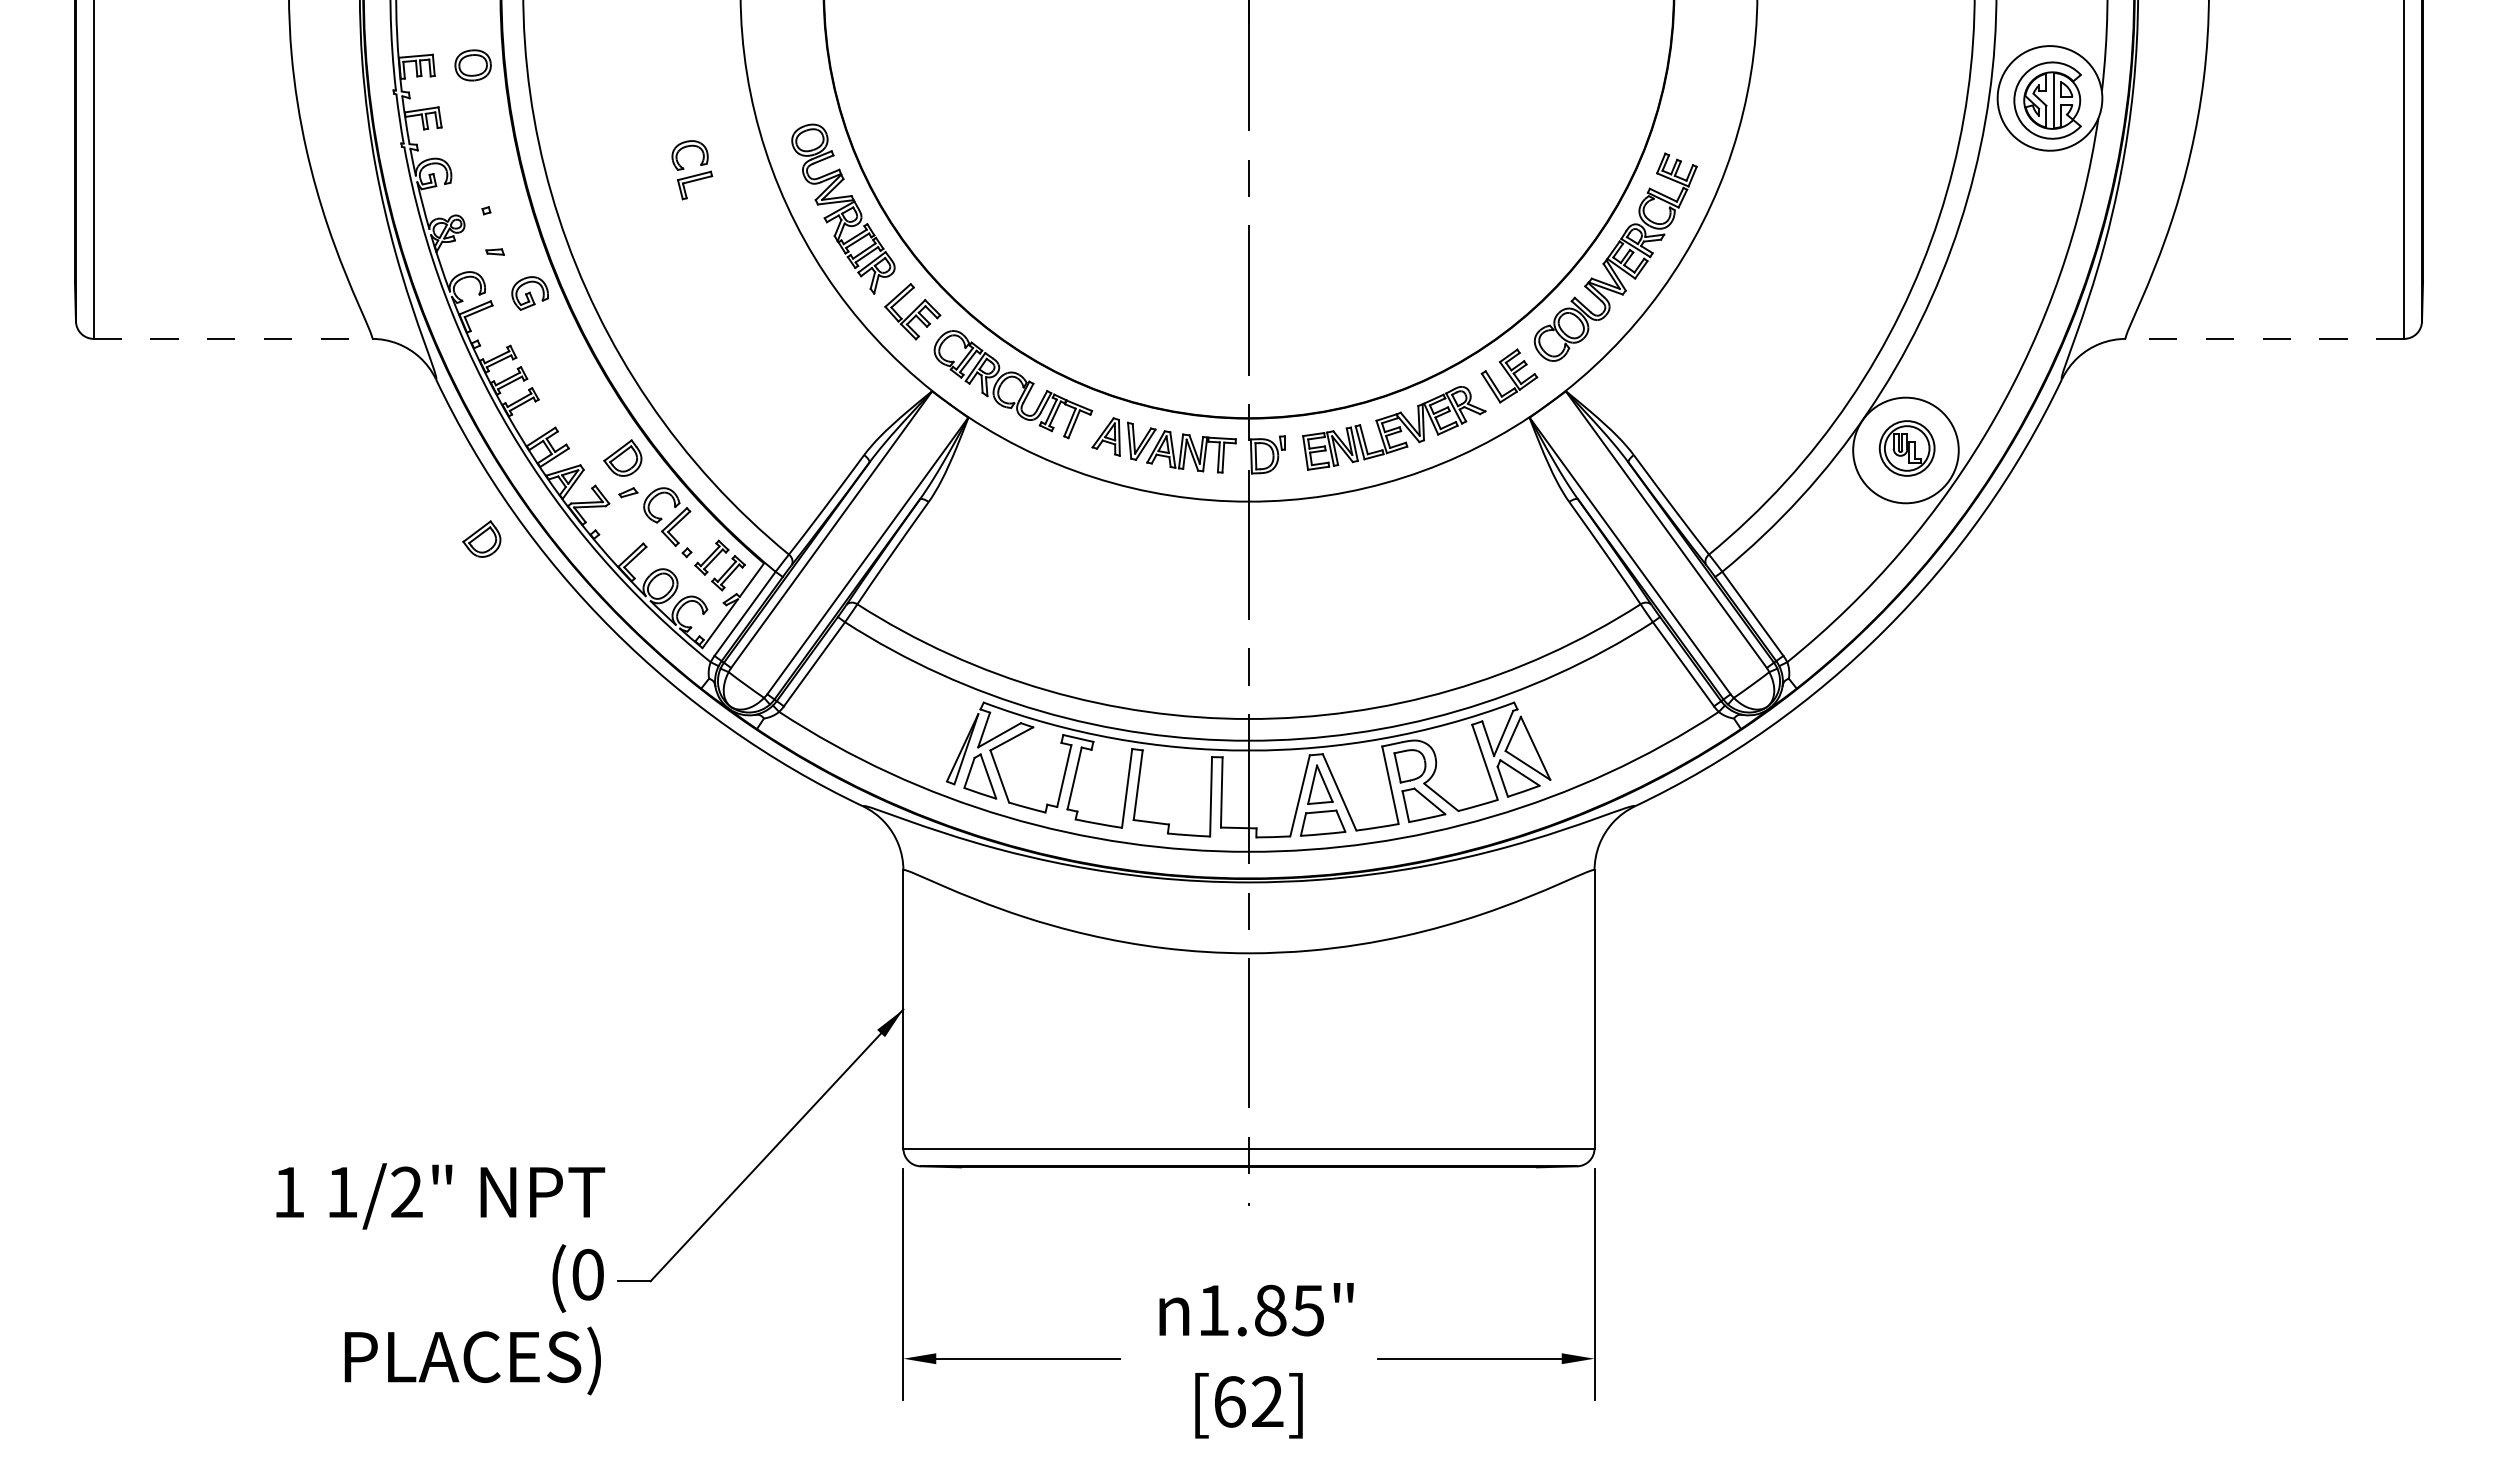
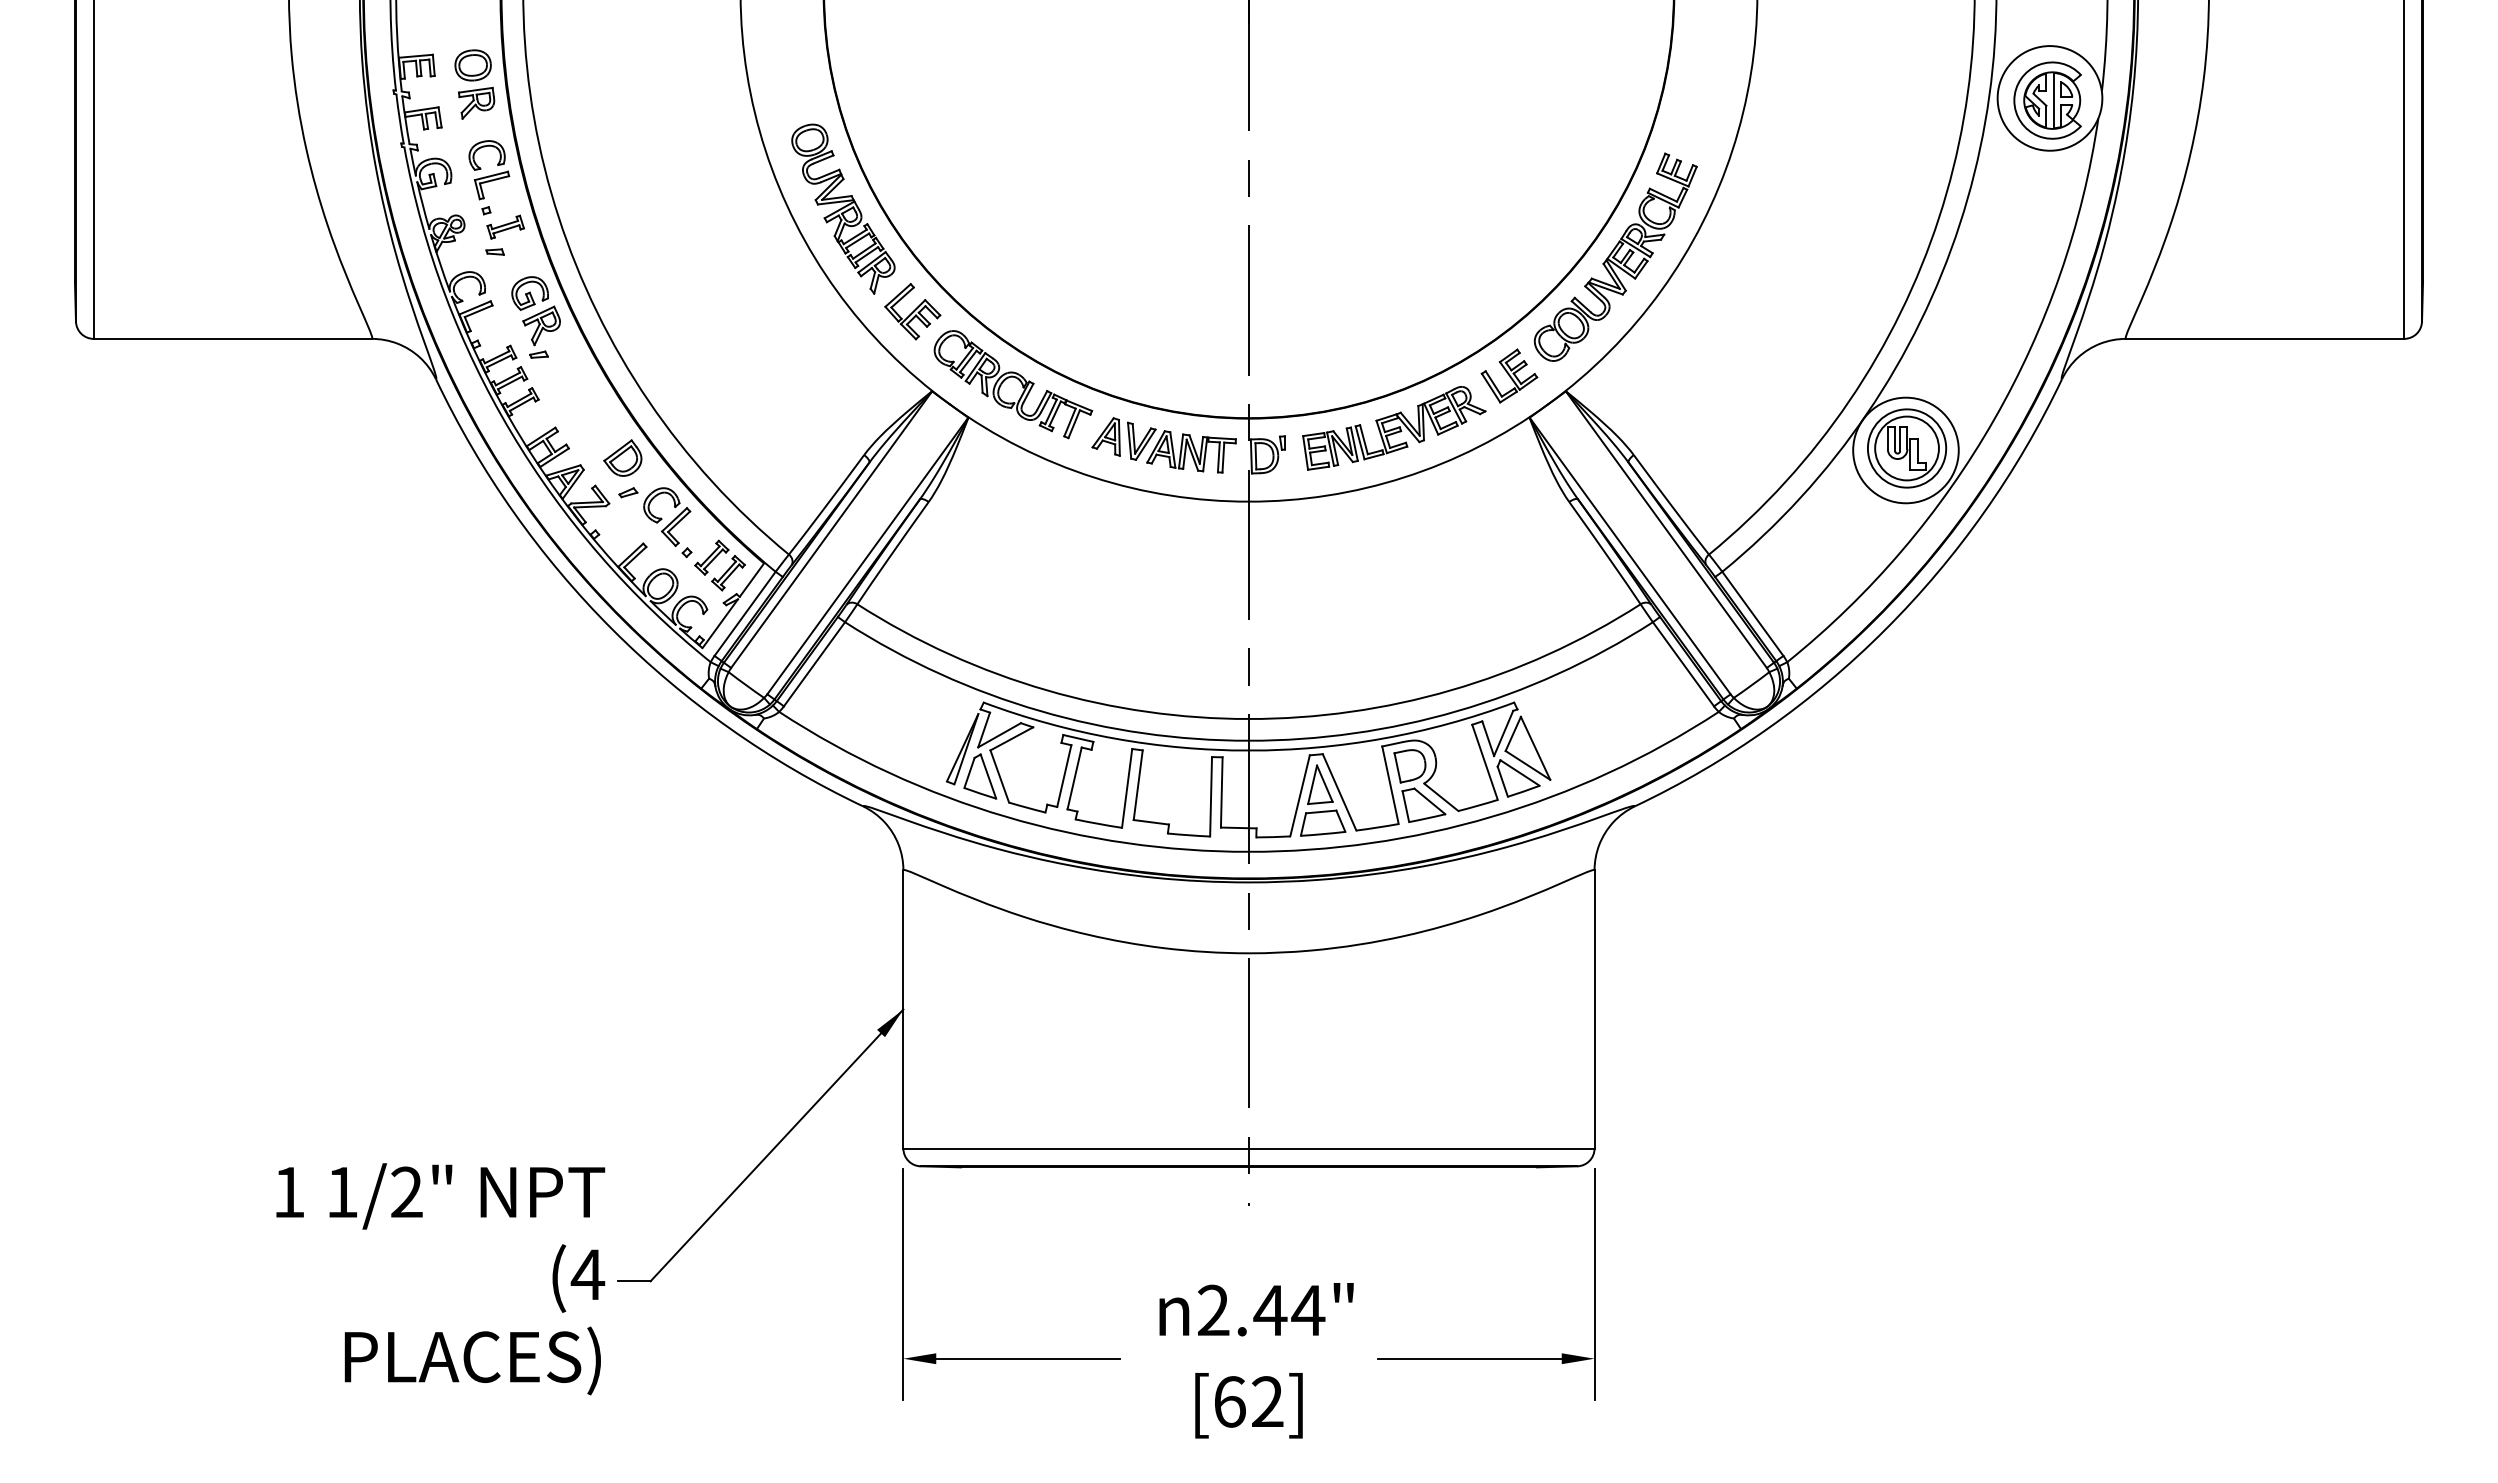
part: none -> present (476, 102)
part position: (692, 170) -> (489, 170) (489, 170)
part: none -> present (505, 226)
part: none -> present (541, 331)
line: dashed -> solid (233, 338)
line: dashed -> solid (2264, 338)
part size: 58x57 px -> 81x81 px (1907, 448)
part: present -> none (481, 538)
text: (0 -> (4 (587, 1274)
text: 1.85" -> 2.44" (1261, 1310)
